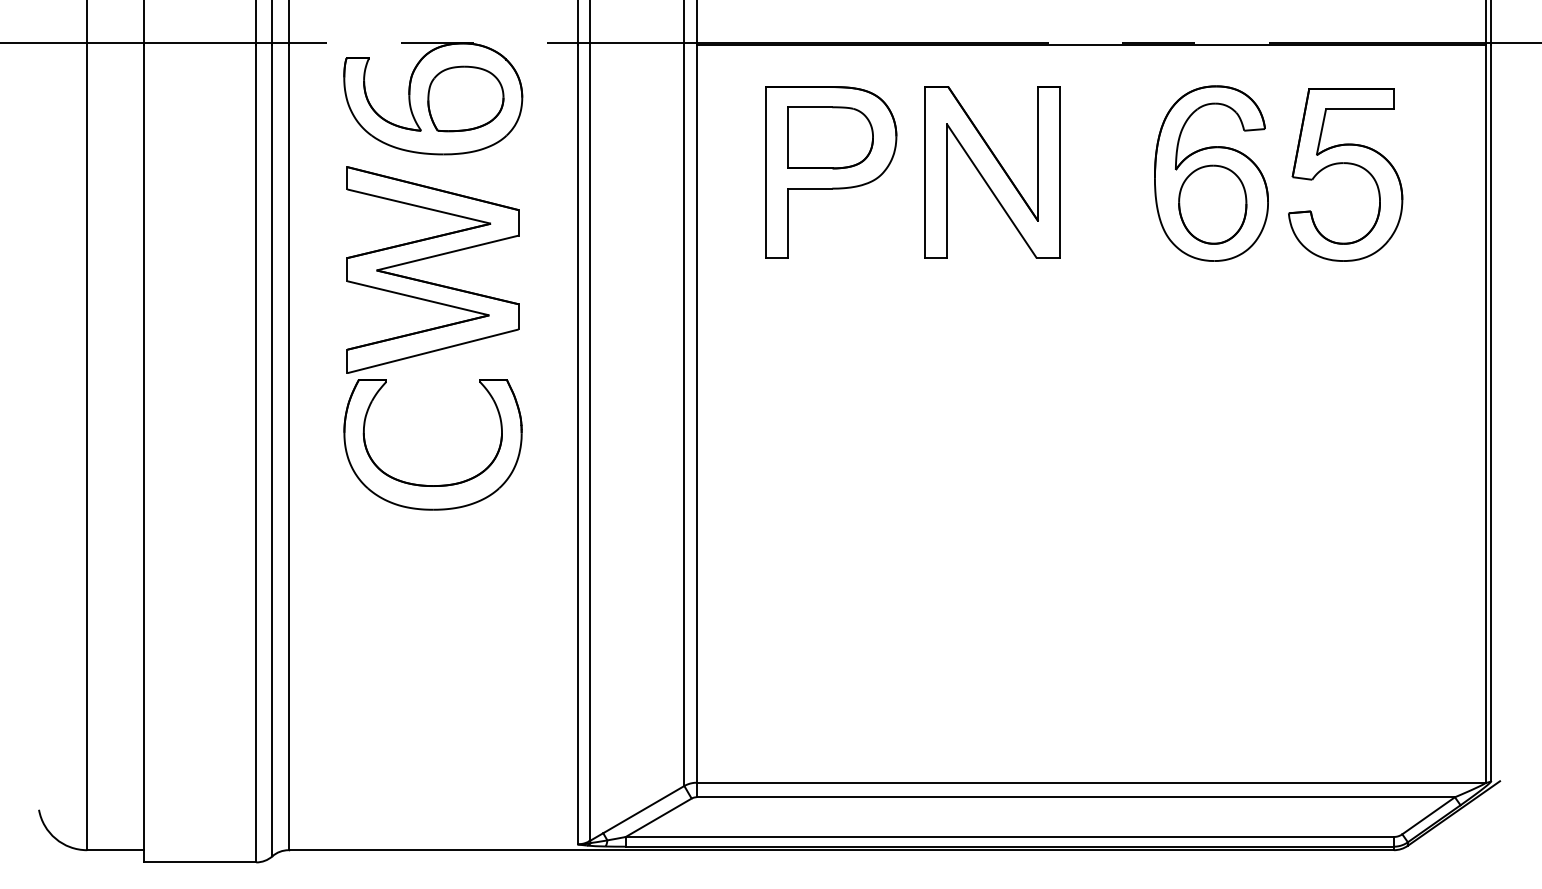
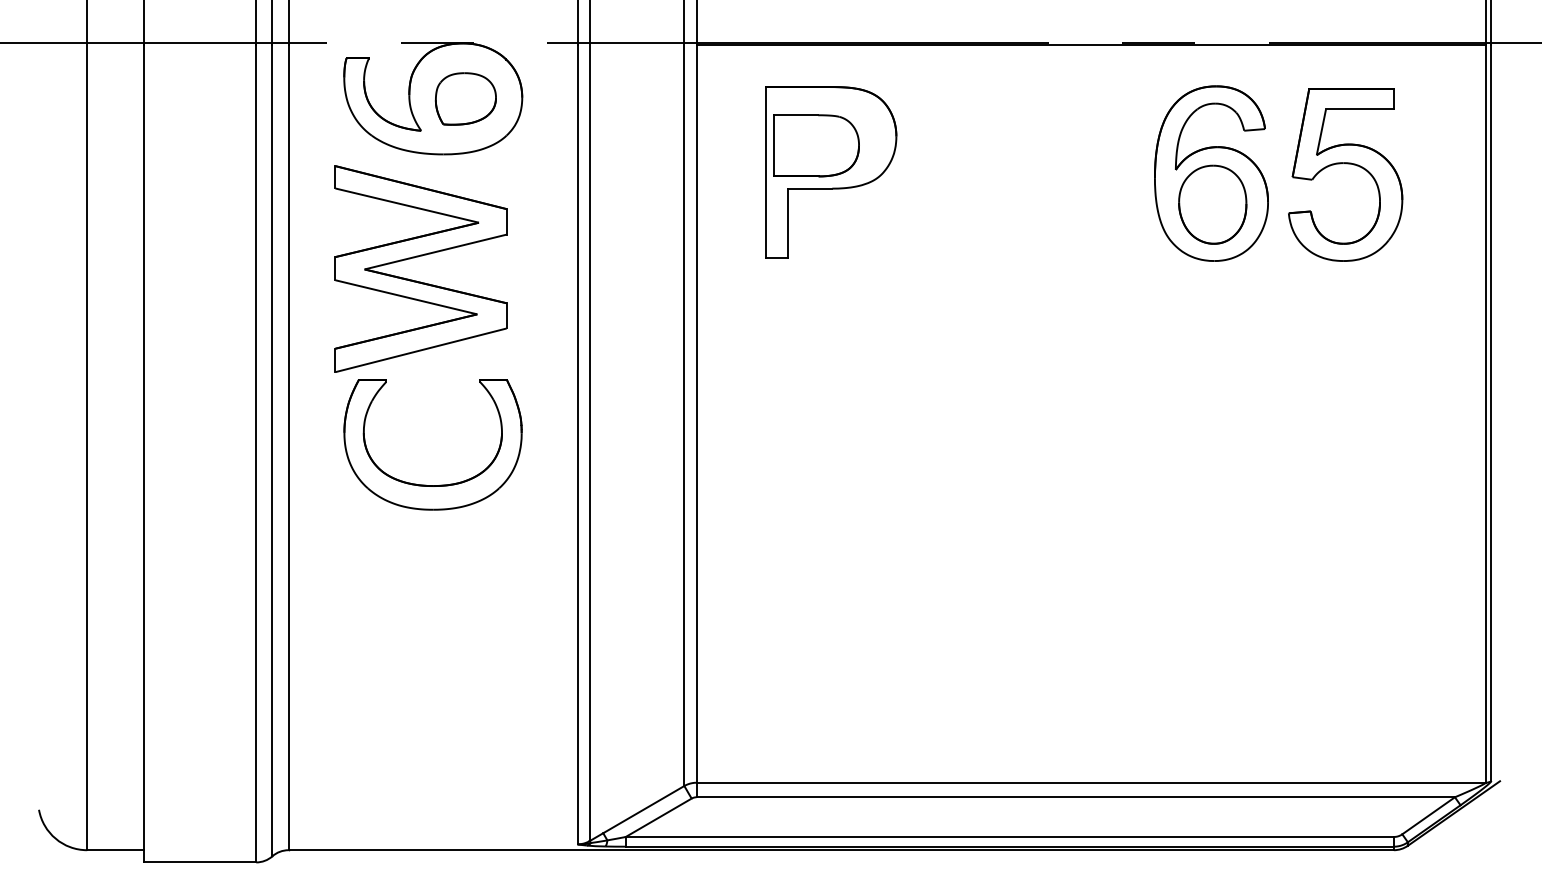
part size: 78x68 px -> 63x54 px (465, 98)
part position: (830, 137) -> (816, 145) (816, 145)
part: present -> none (992, 172)
part position: (430, 258) -> (418, 257) (418, 257)
